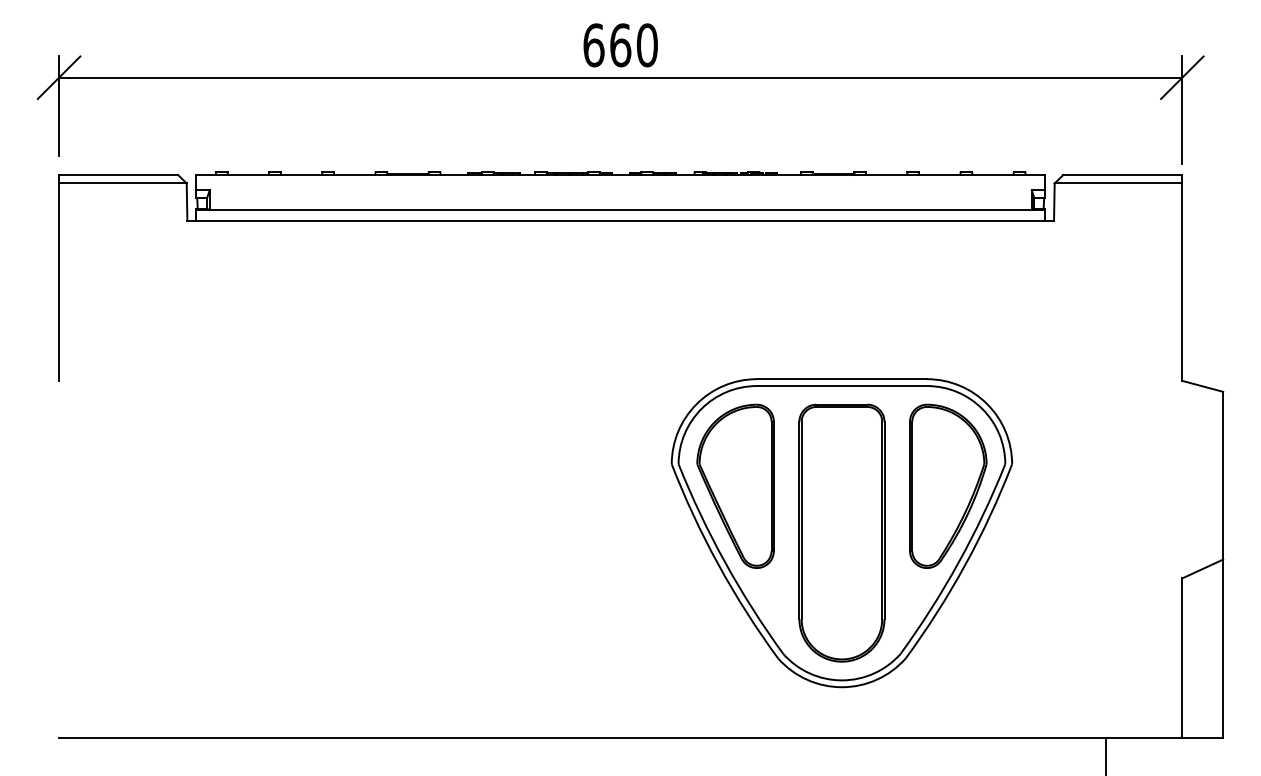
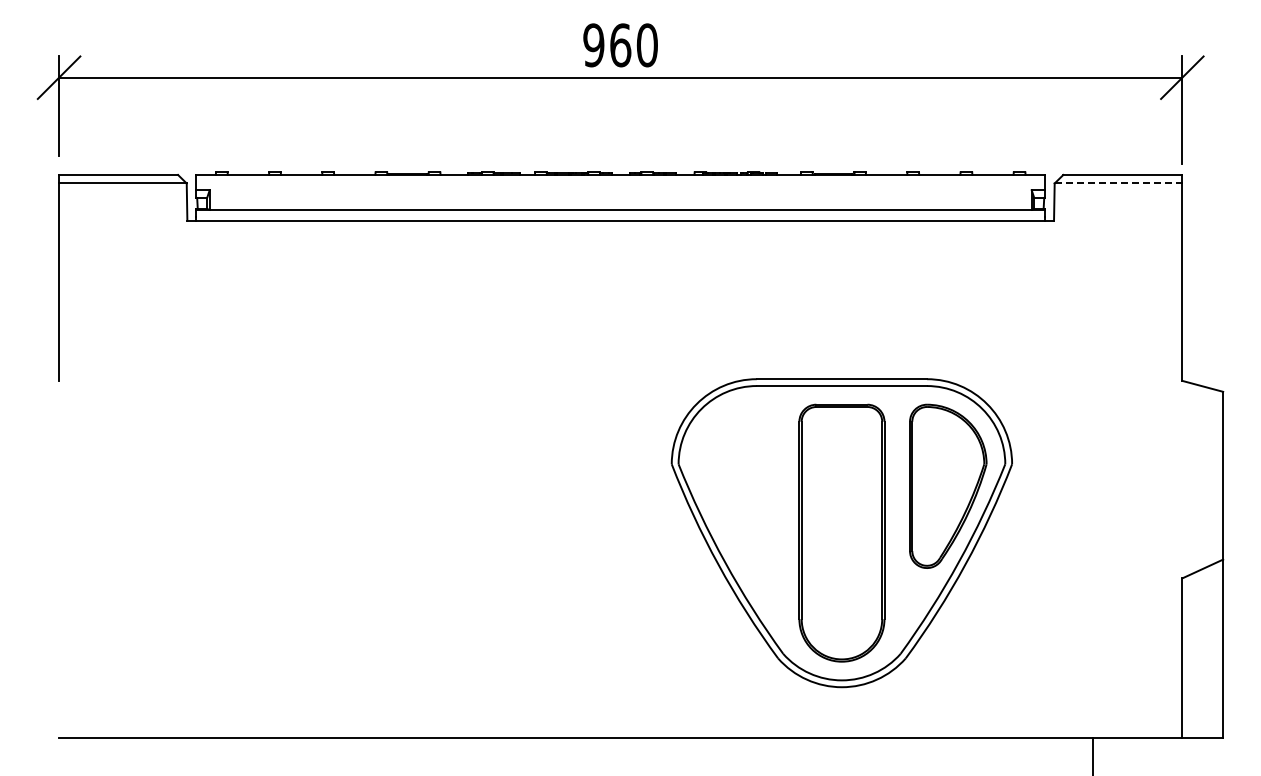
text: 660 -> 960 (593, 45)
line: solid -> dashed (1118, 183)
part: present -> none (735, 485)
line position: (1105, 755) -> (1092, 755) (1092, 755)
